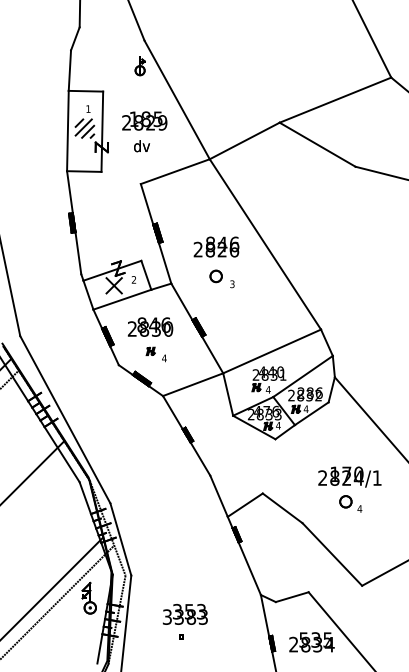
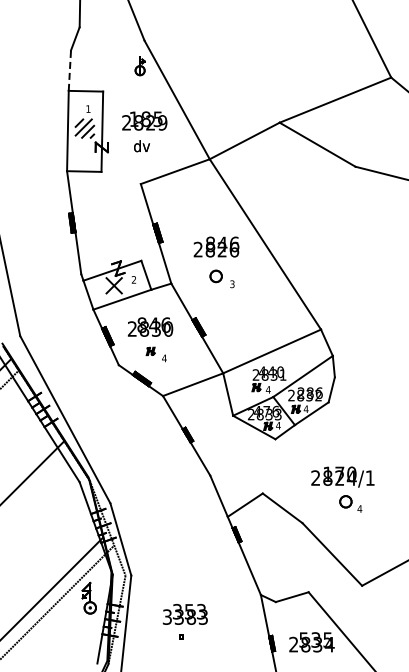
line: solid -> dashed (69, 70)
line: present -> none (369, 417)
text position: (349, 476) -> (342, 476) (342, 476)
